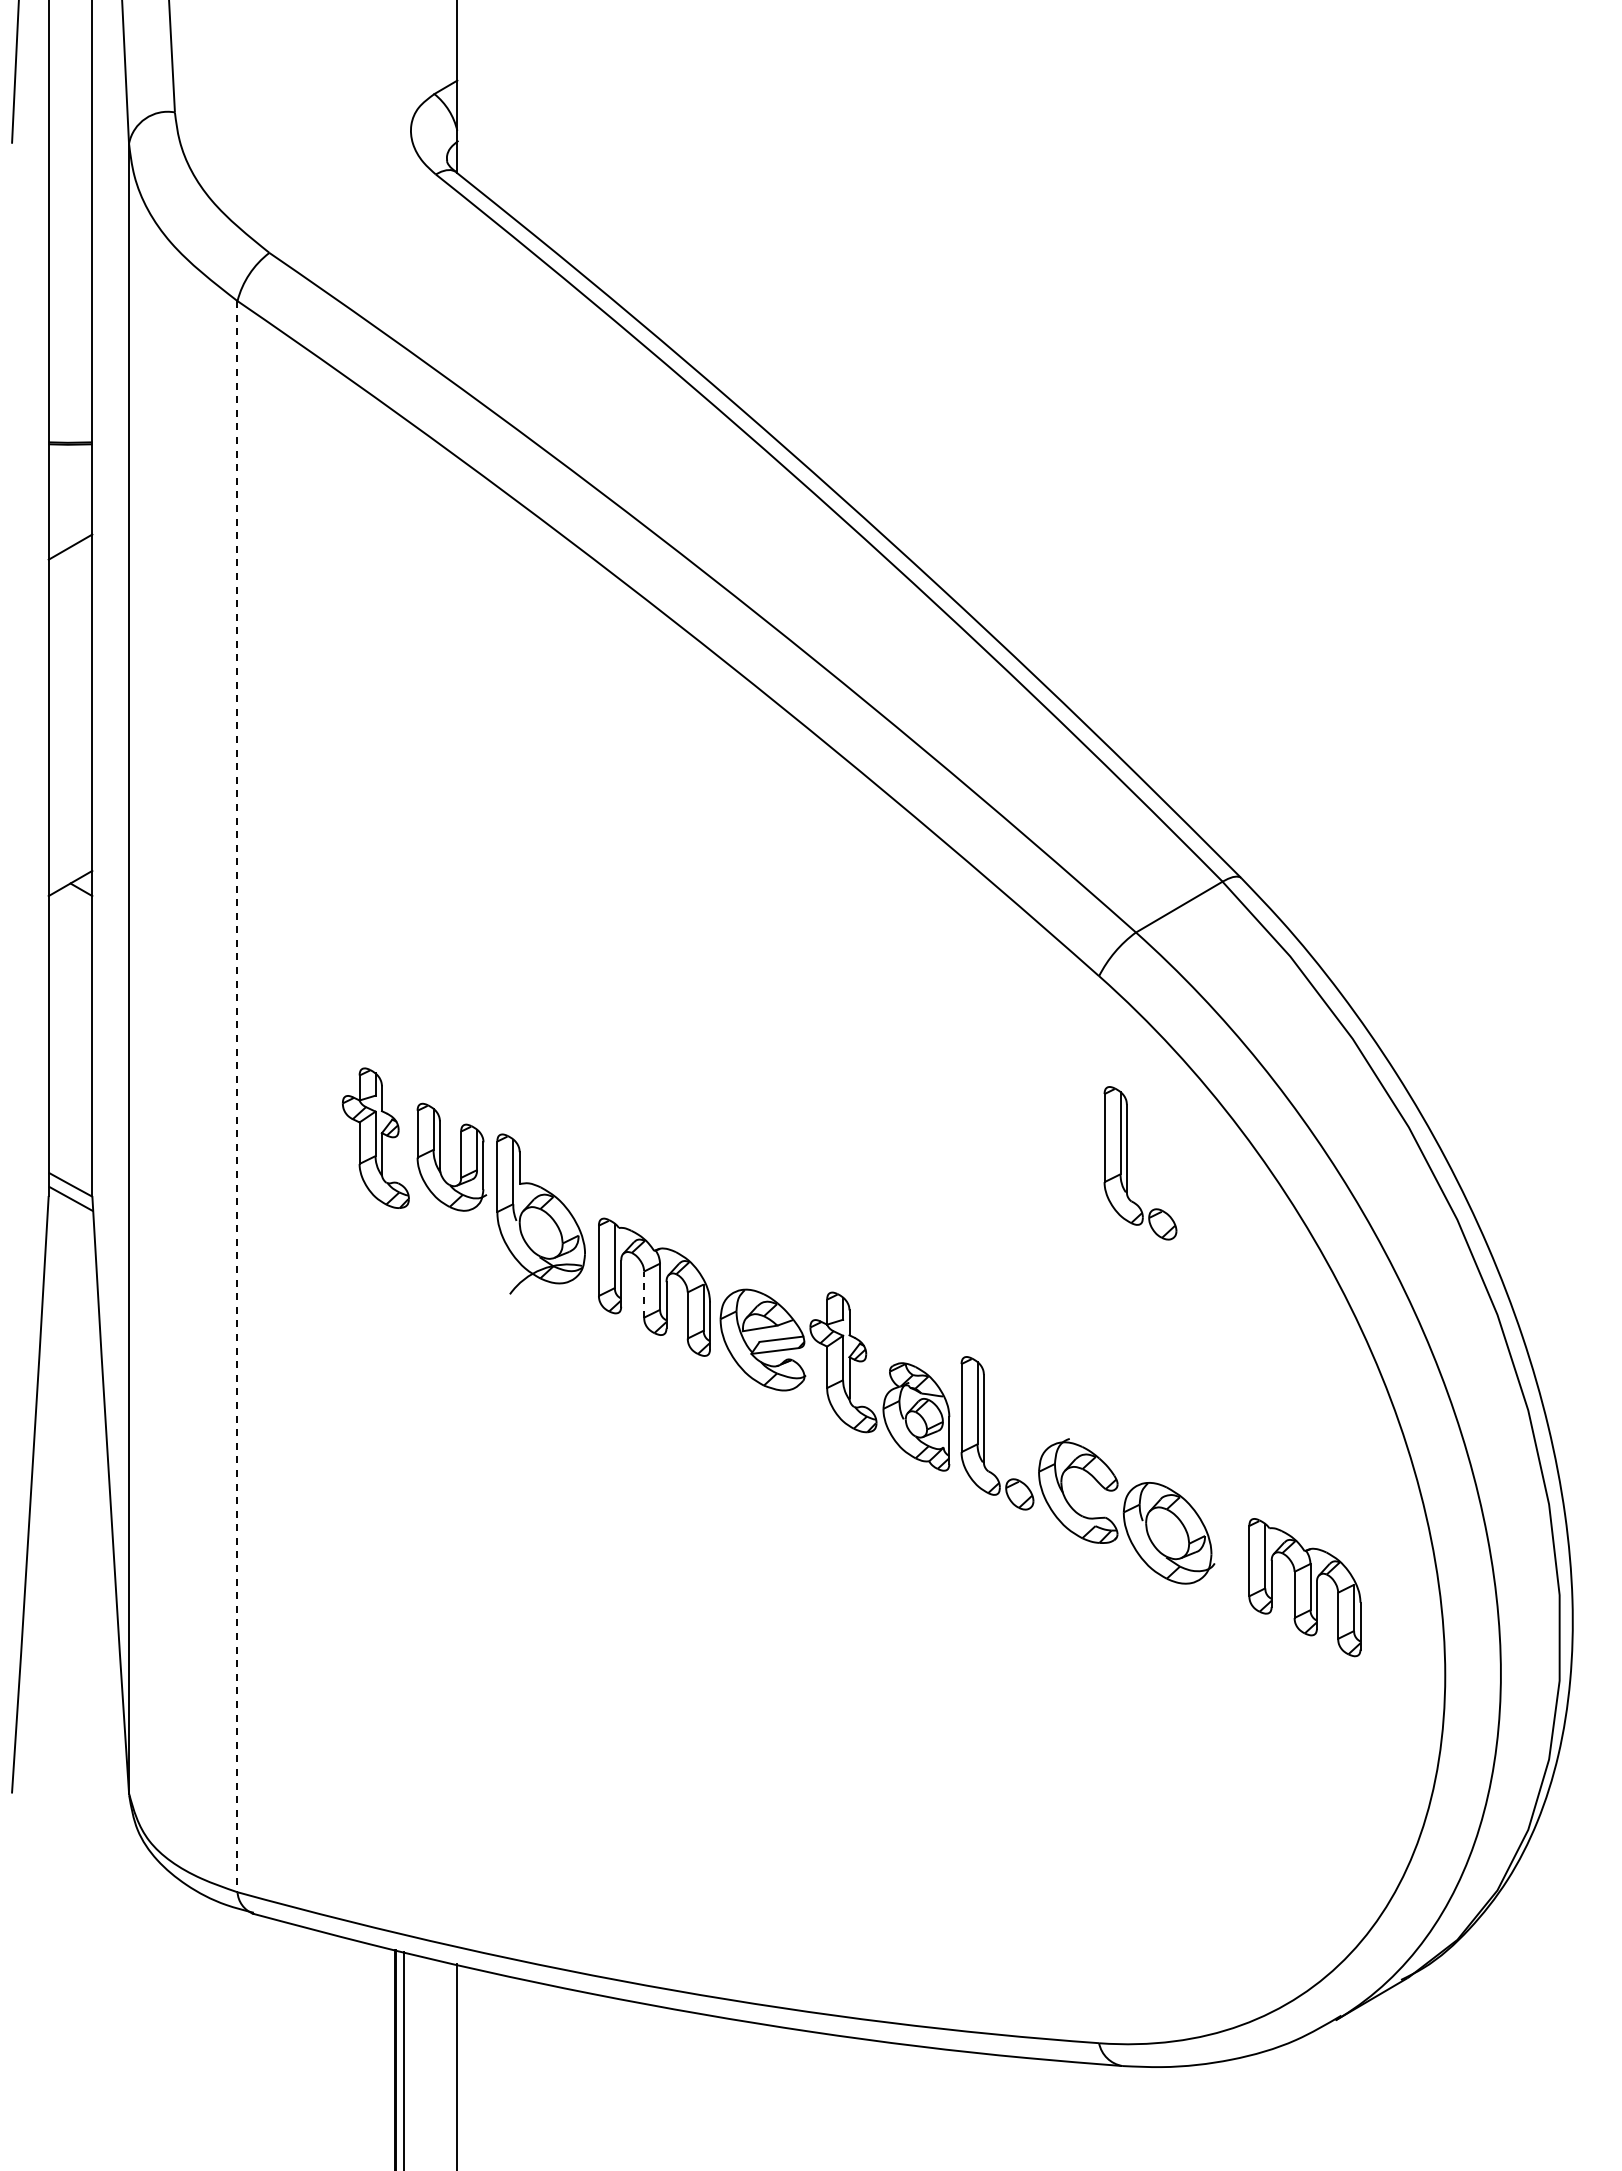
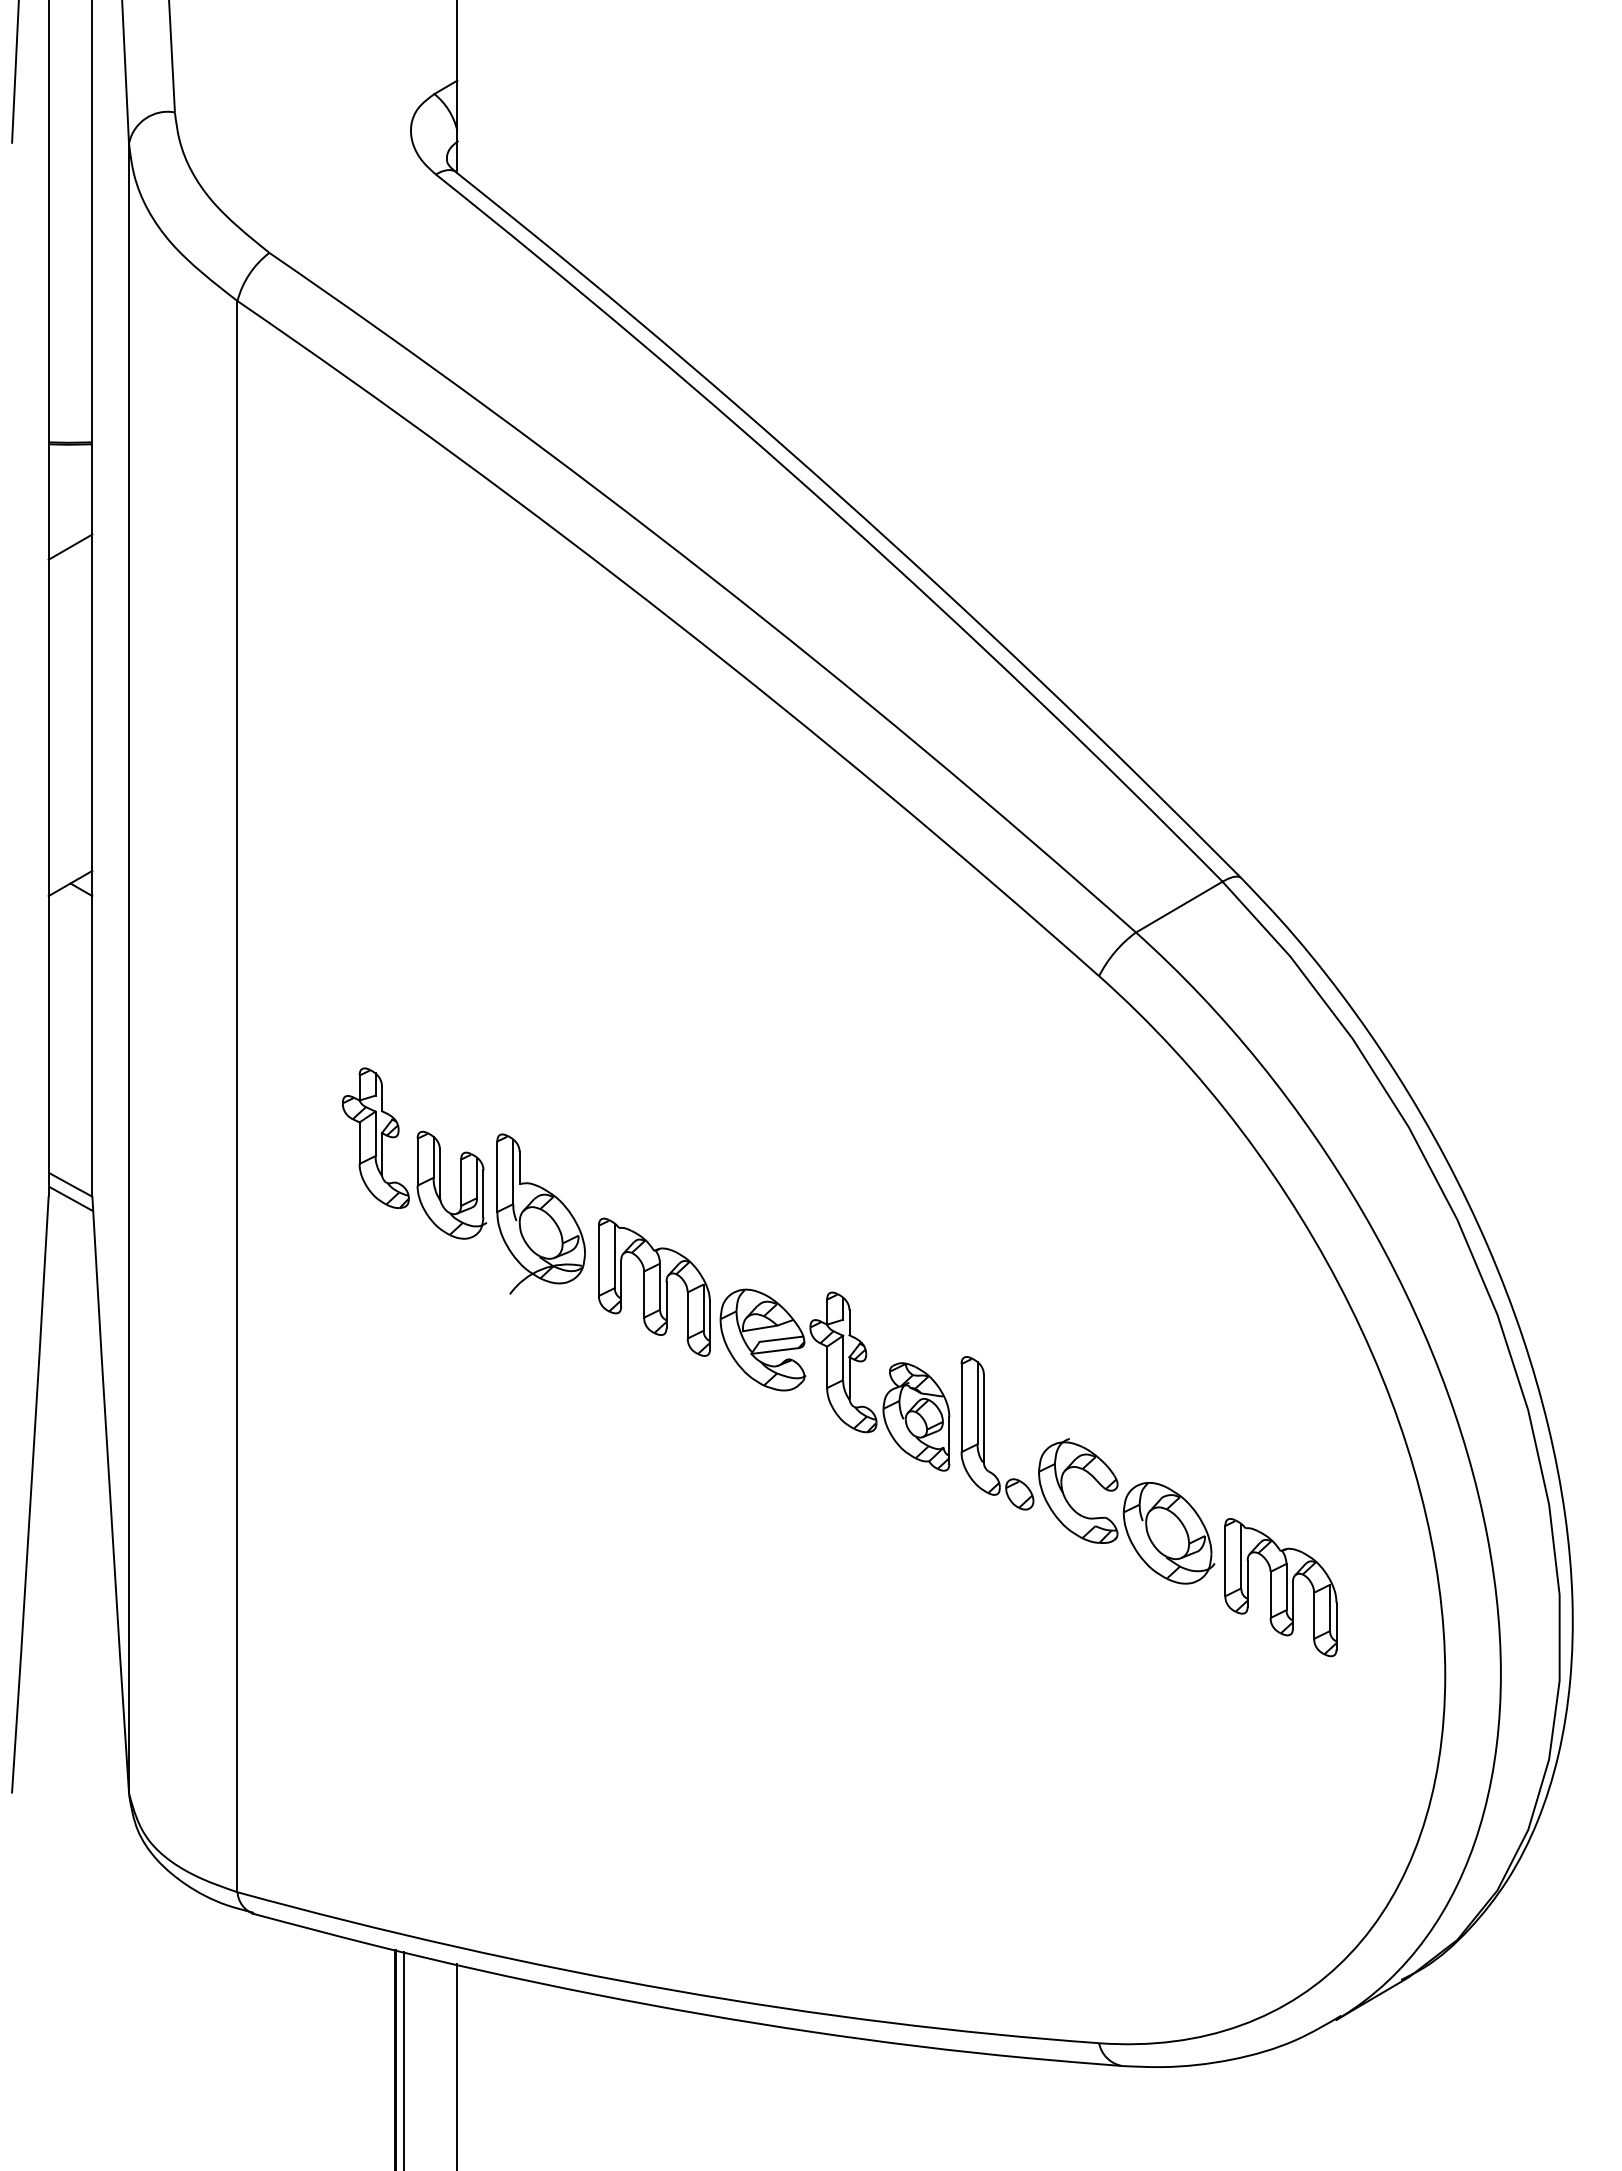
line: dashed -> solid (237, 1096)
part position: (460, 1156) -> (460, 1184) (460, 1184)
part: present -> none (1127, 1163)
line: dashed -> solid (644, 1294)
part position: (1304, 1587) -> (1280, 1587) (1280, 1587)
